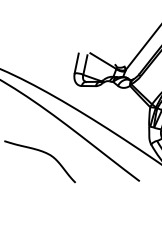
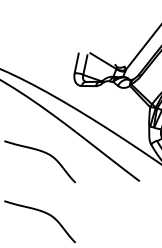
curve: none -> present (41, 212)
